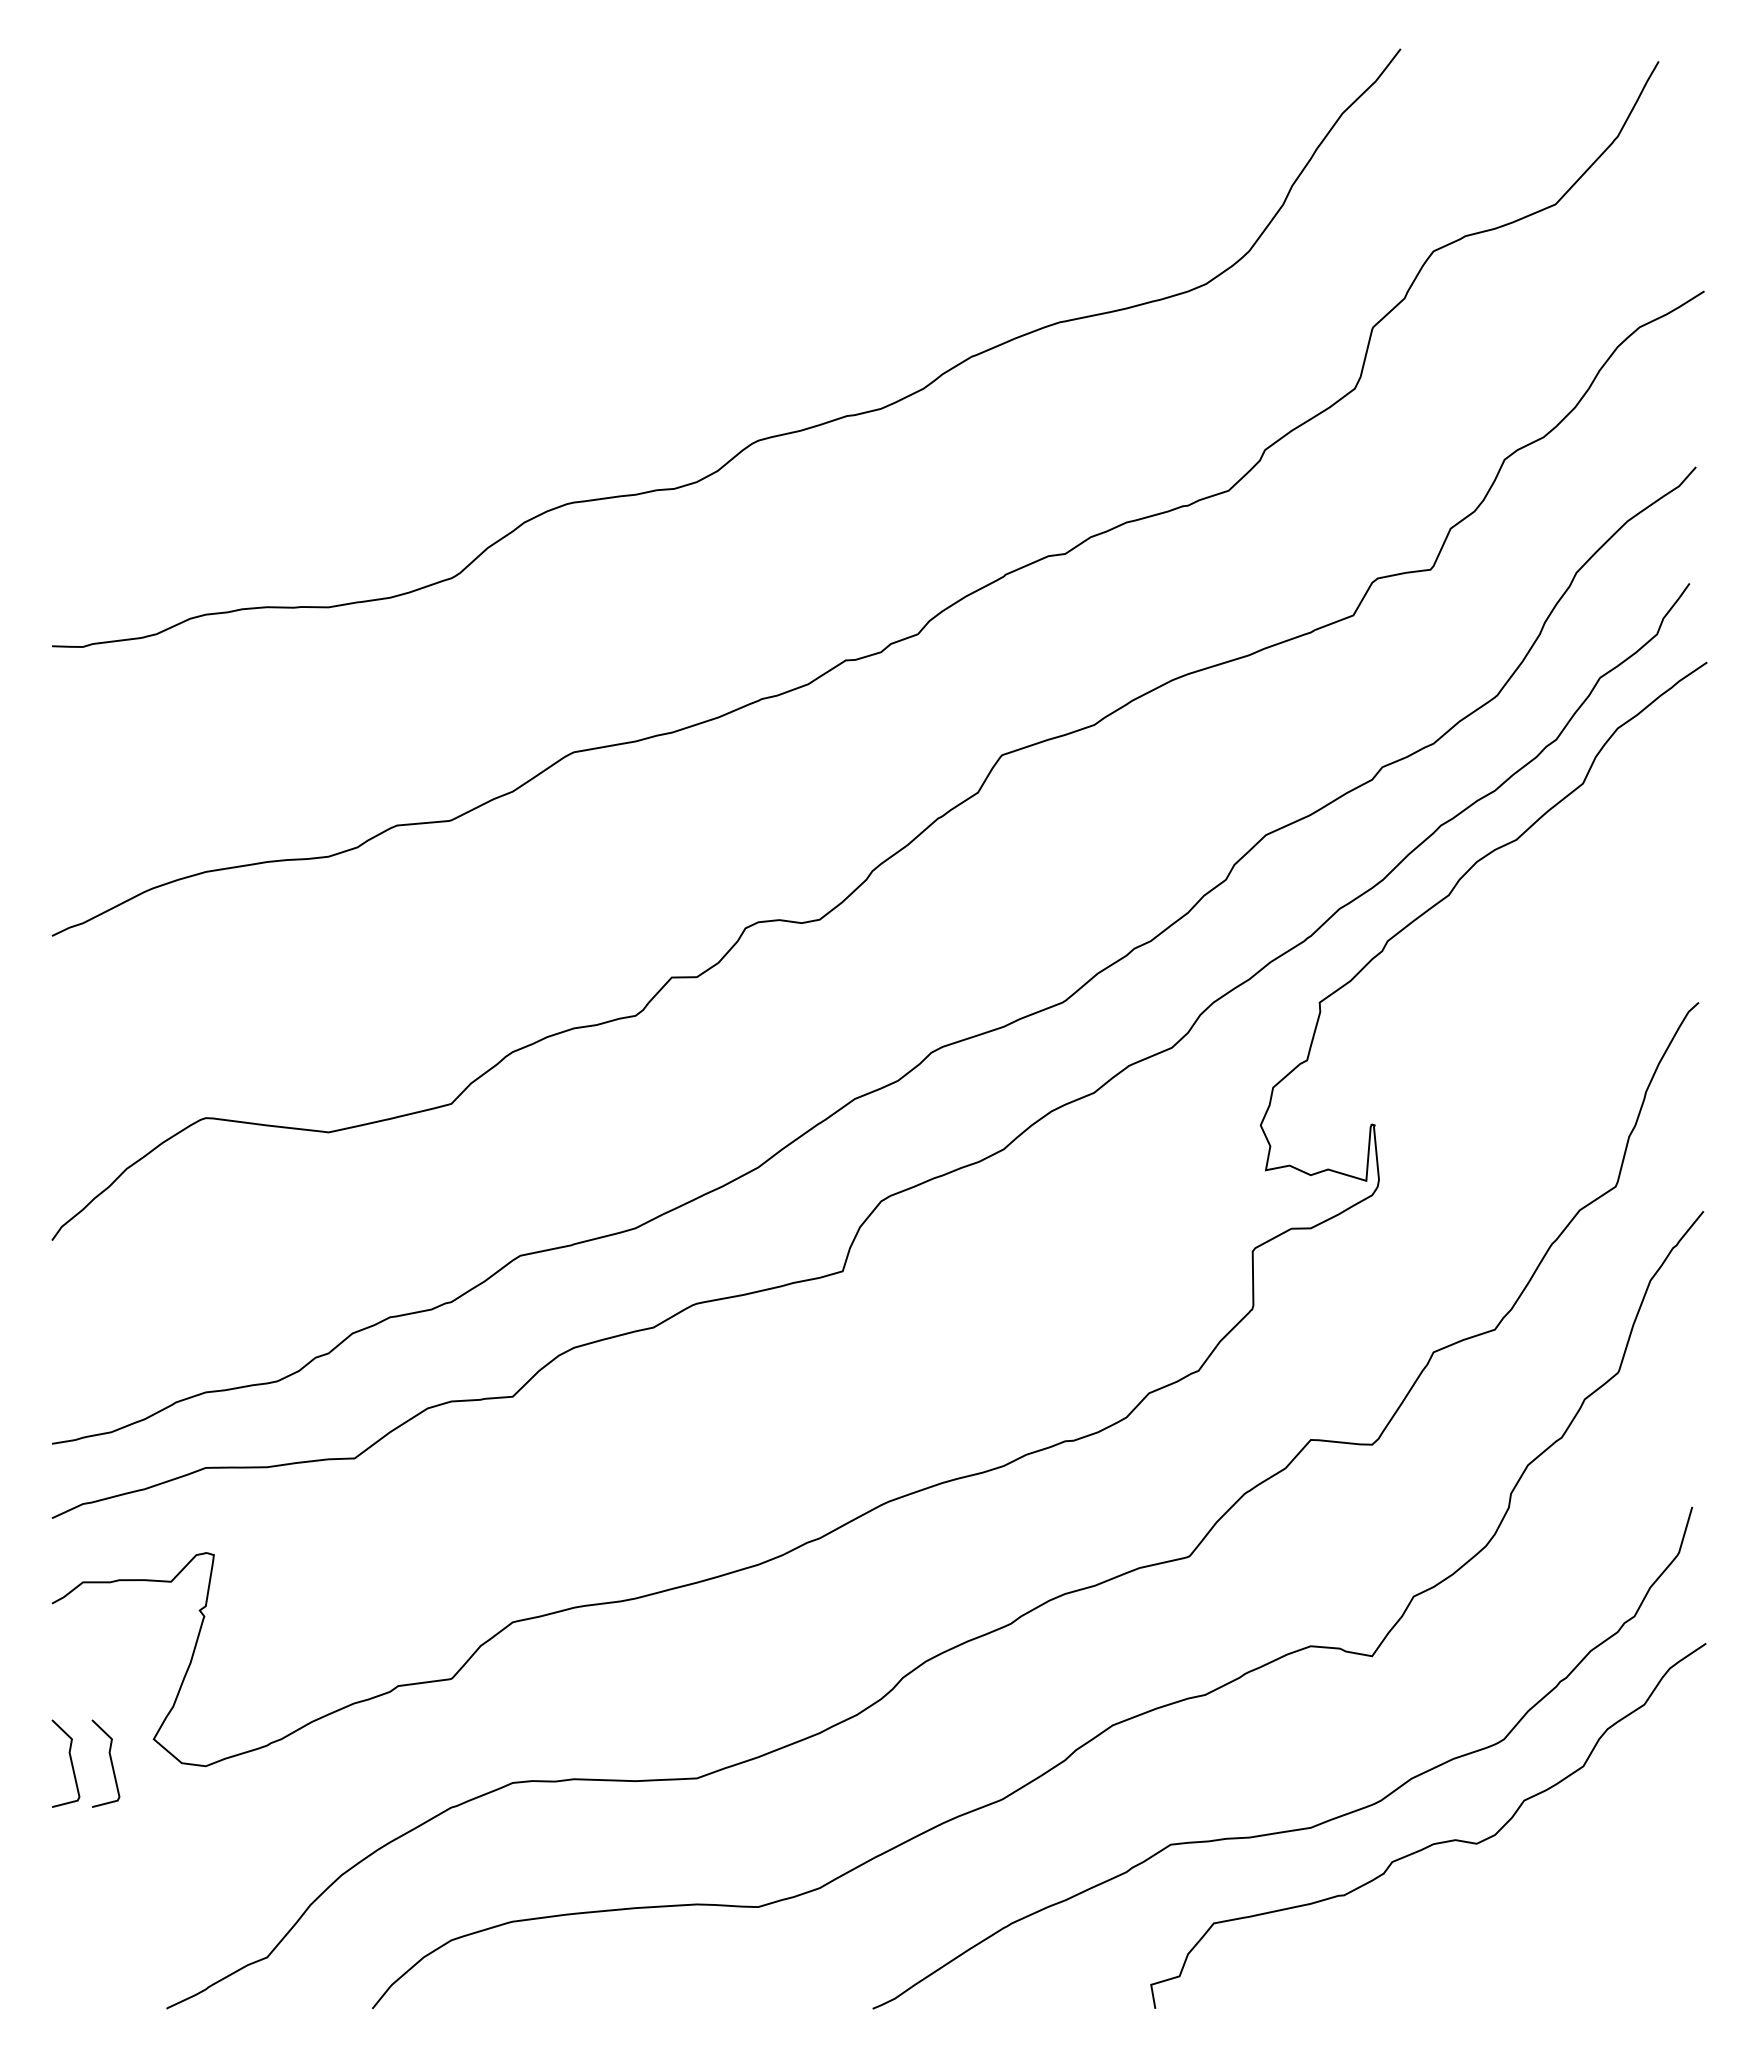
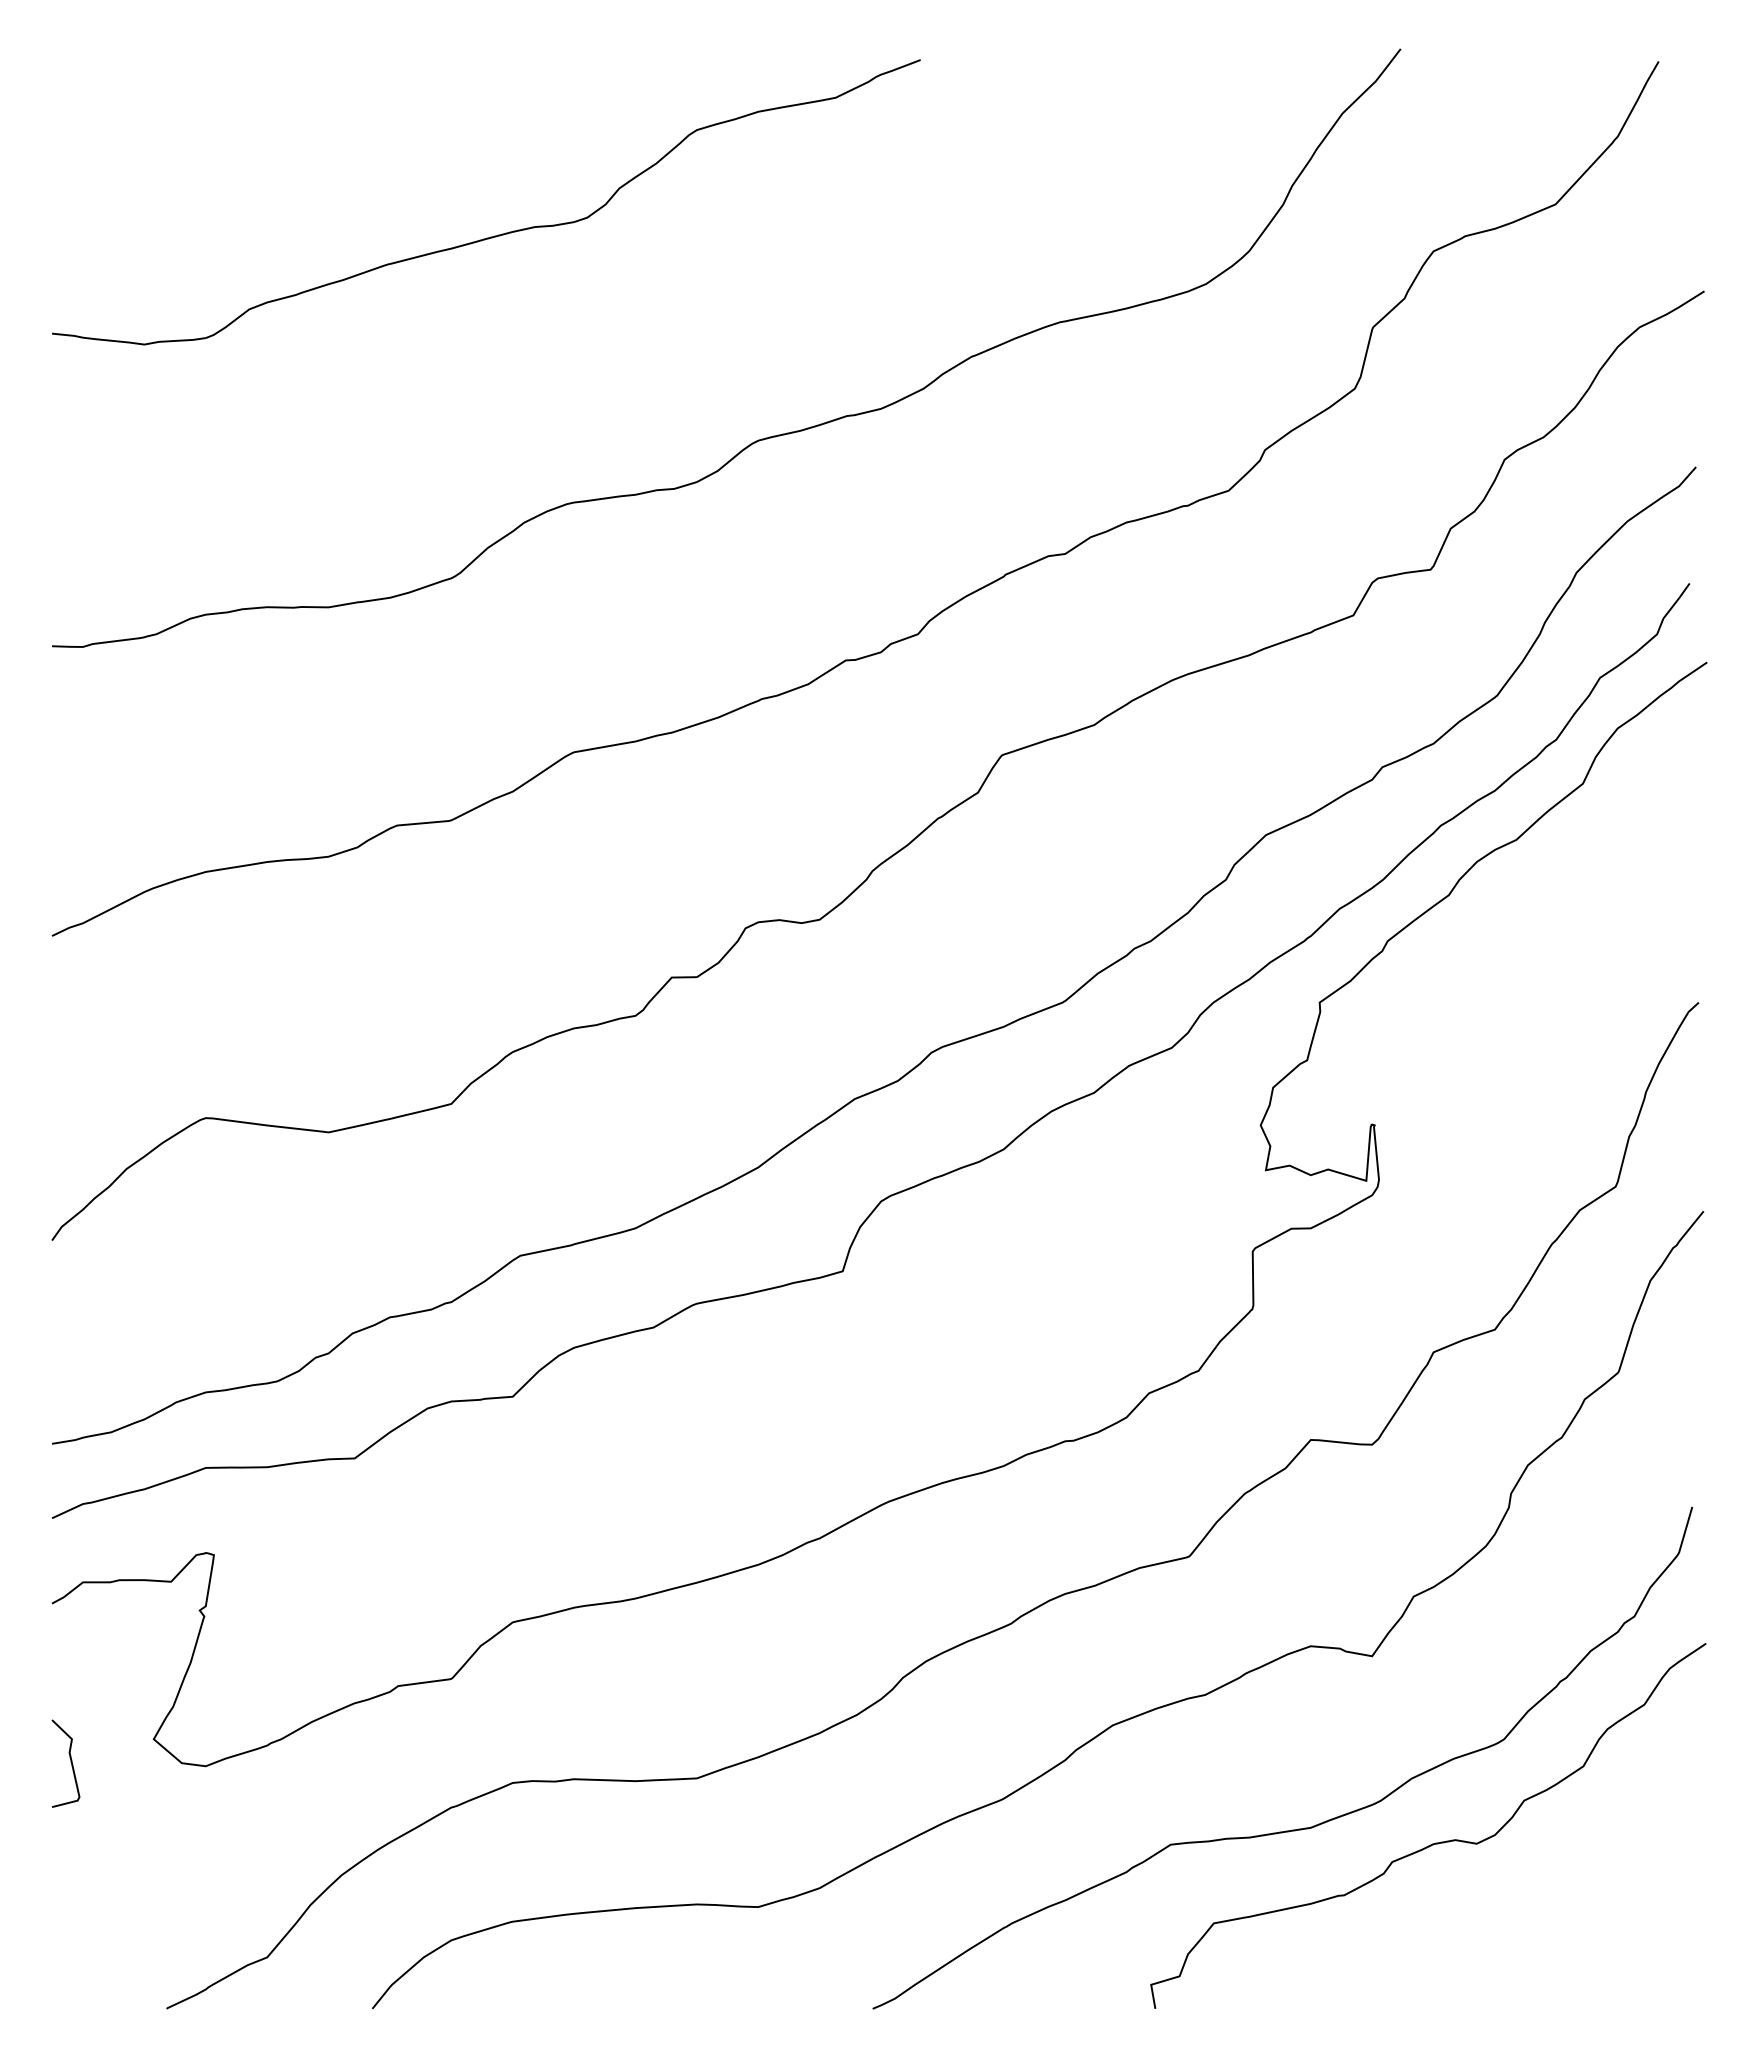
part: none -> present (494, 235)
curve: present -> none (110, 1762)
